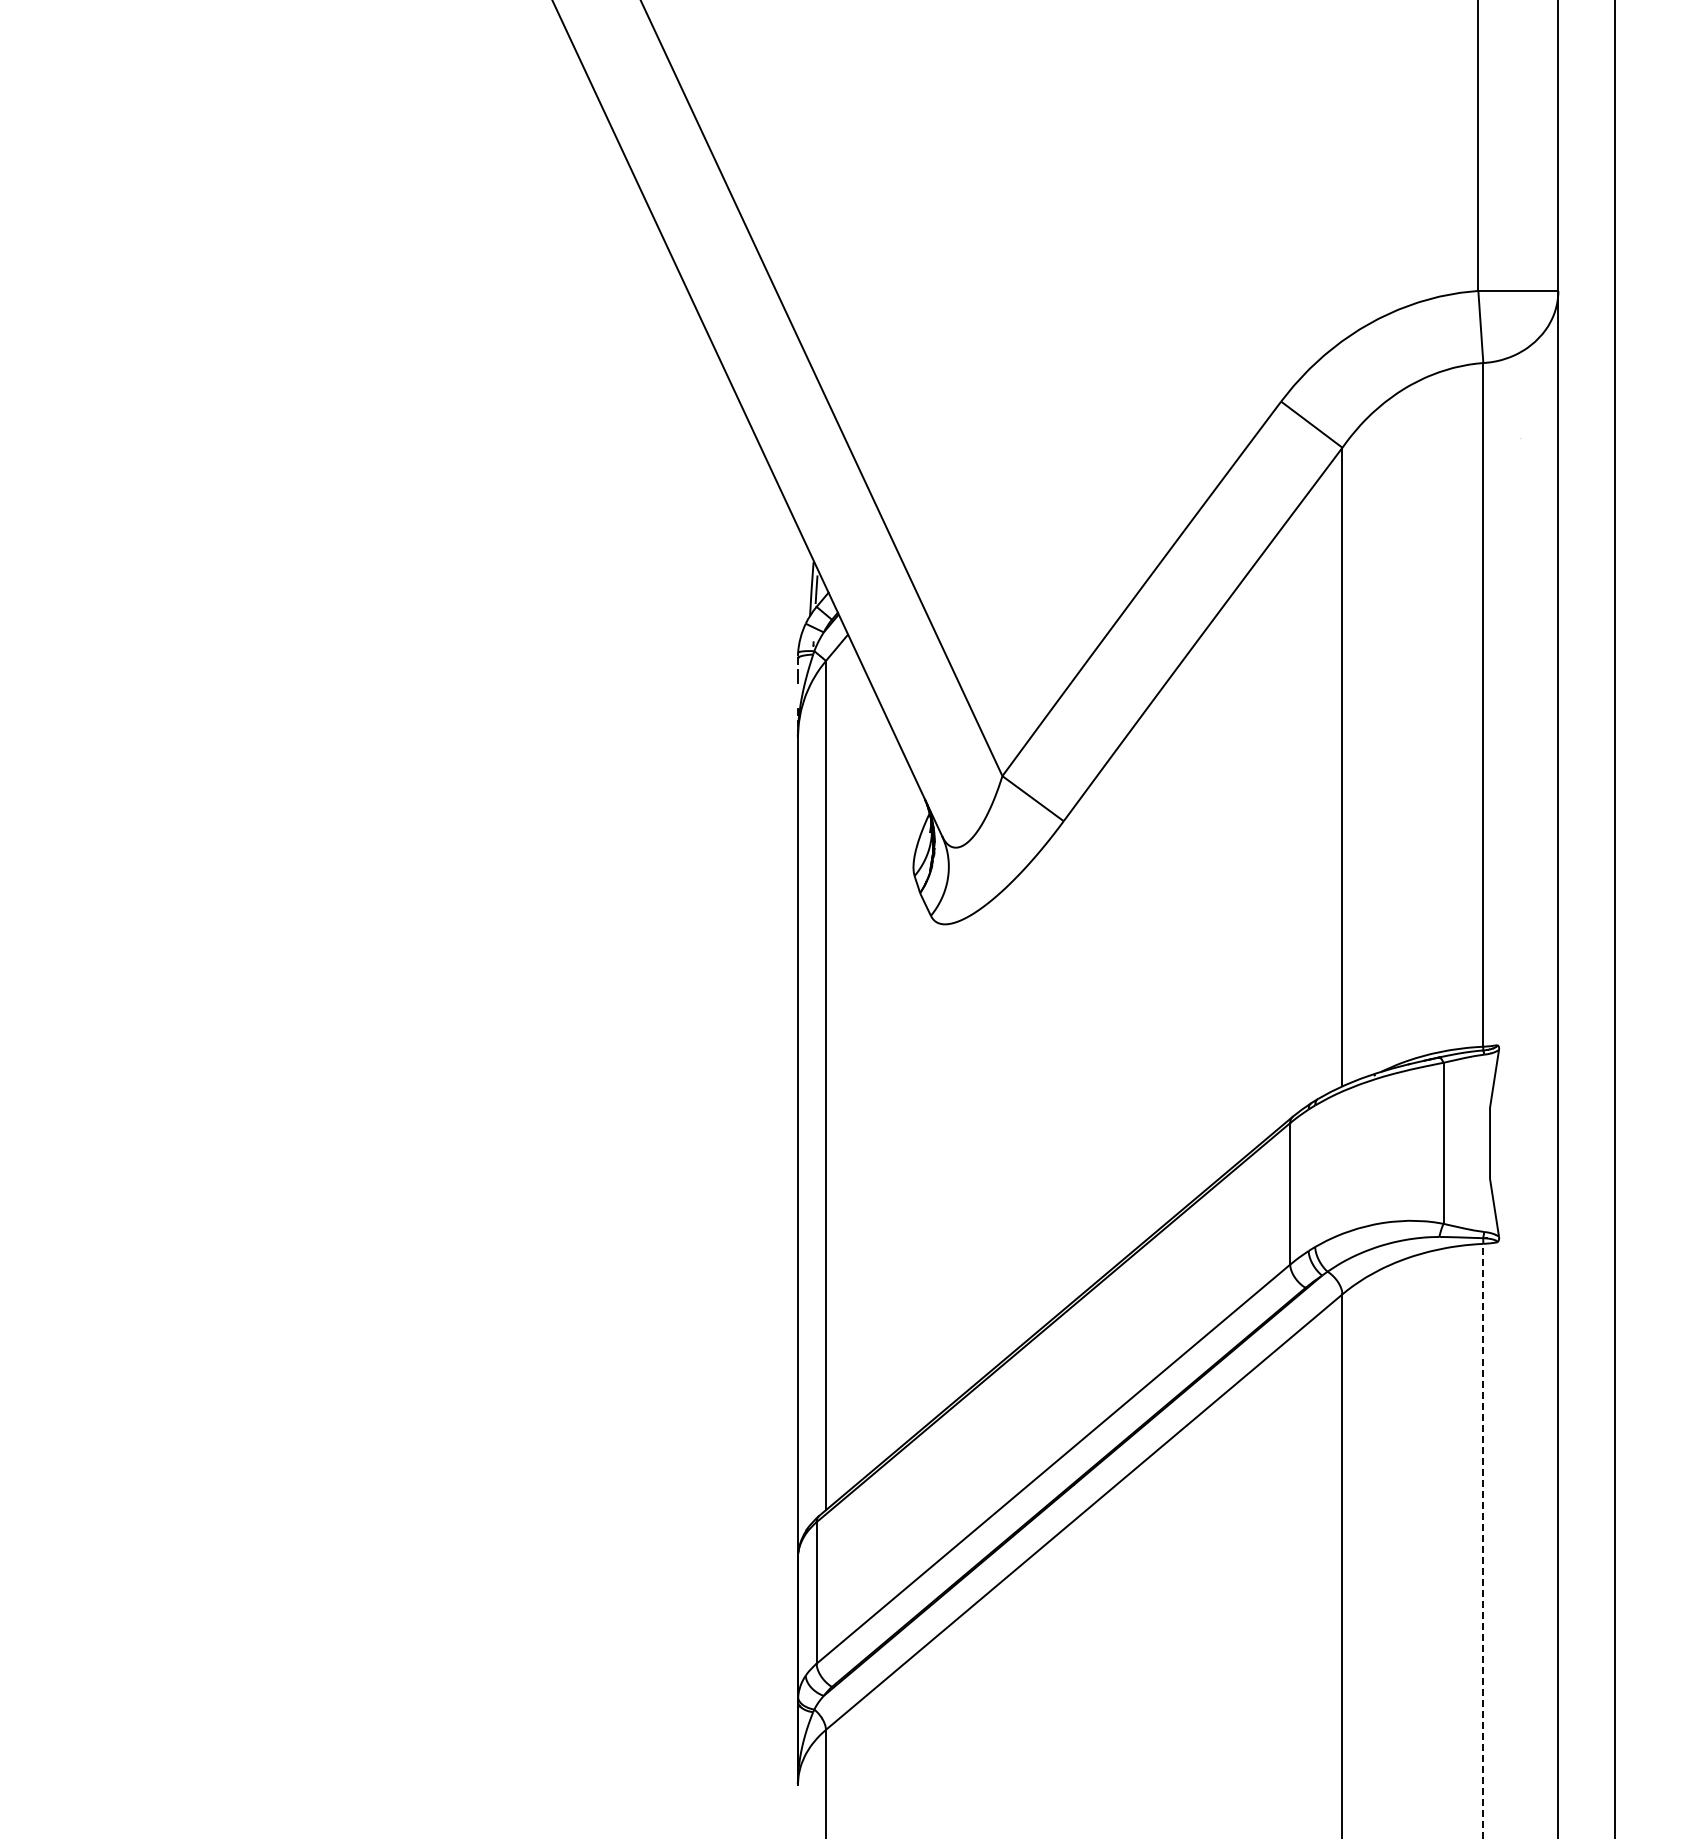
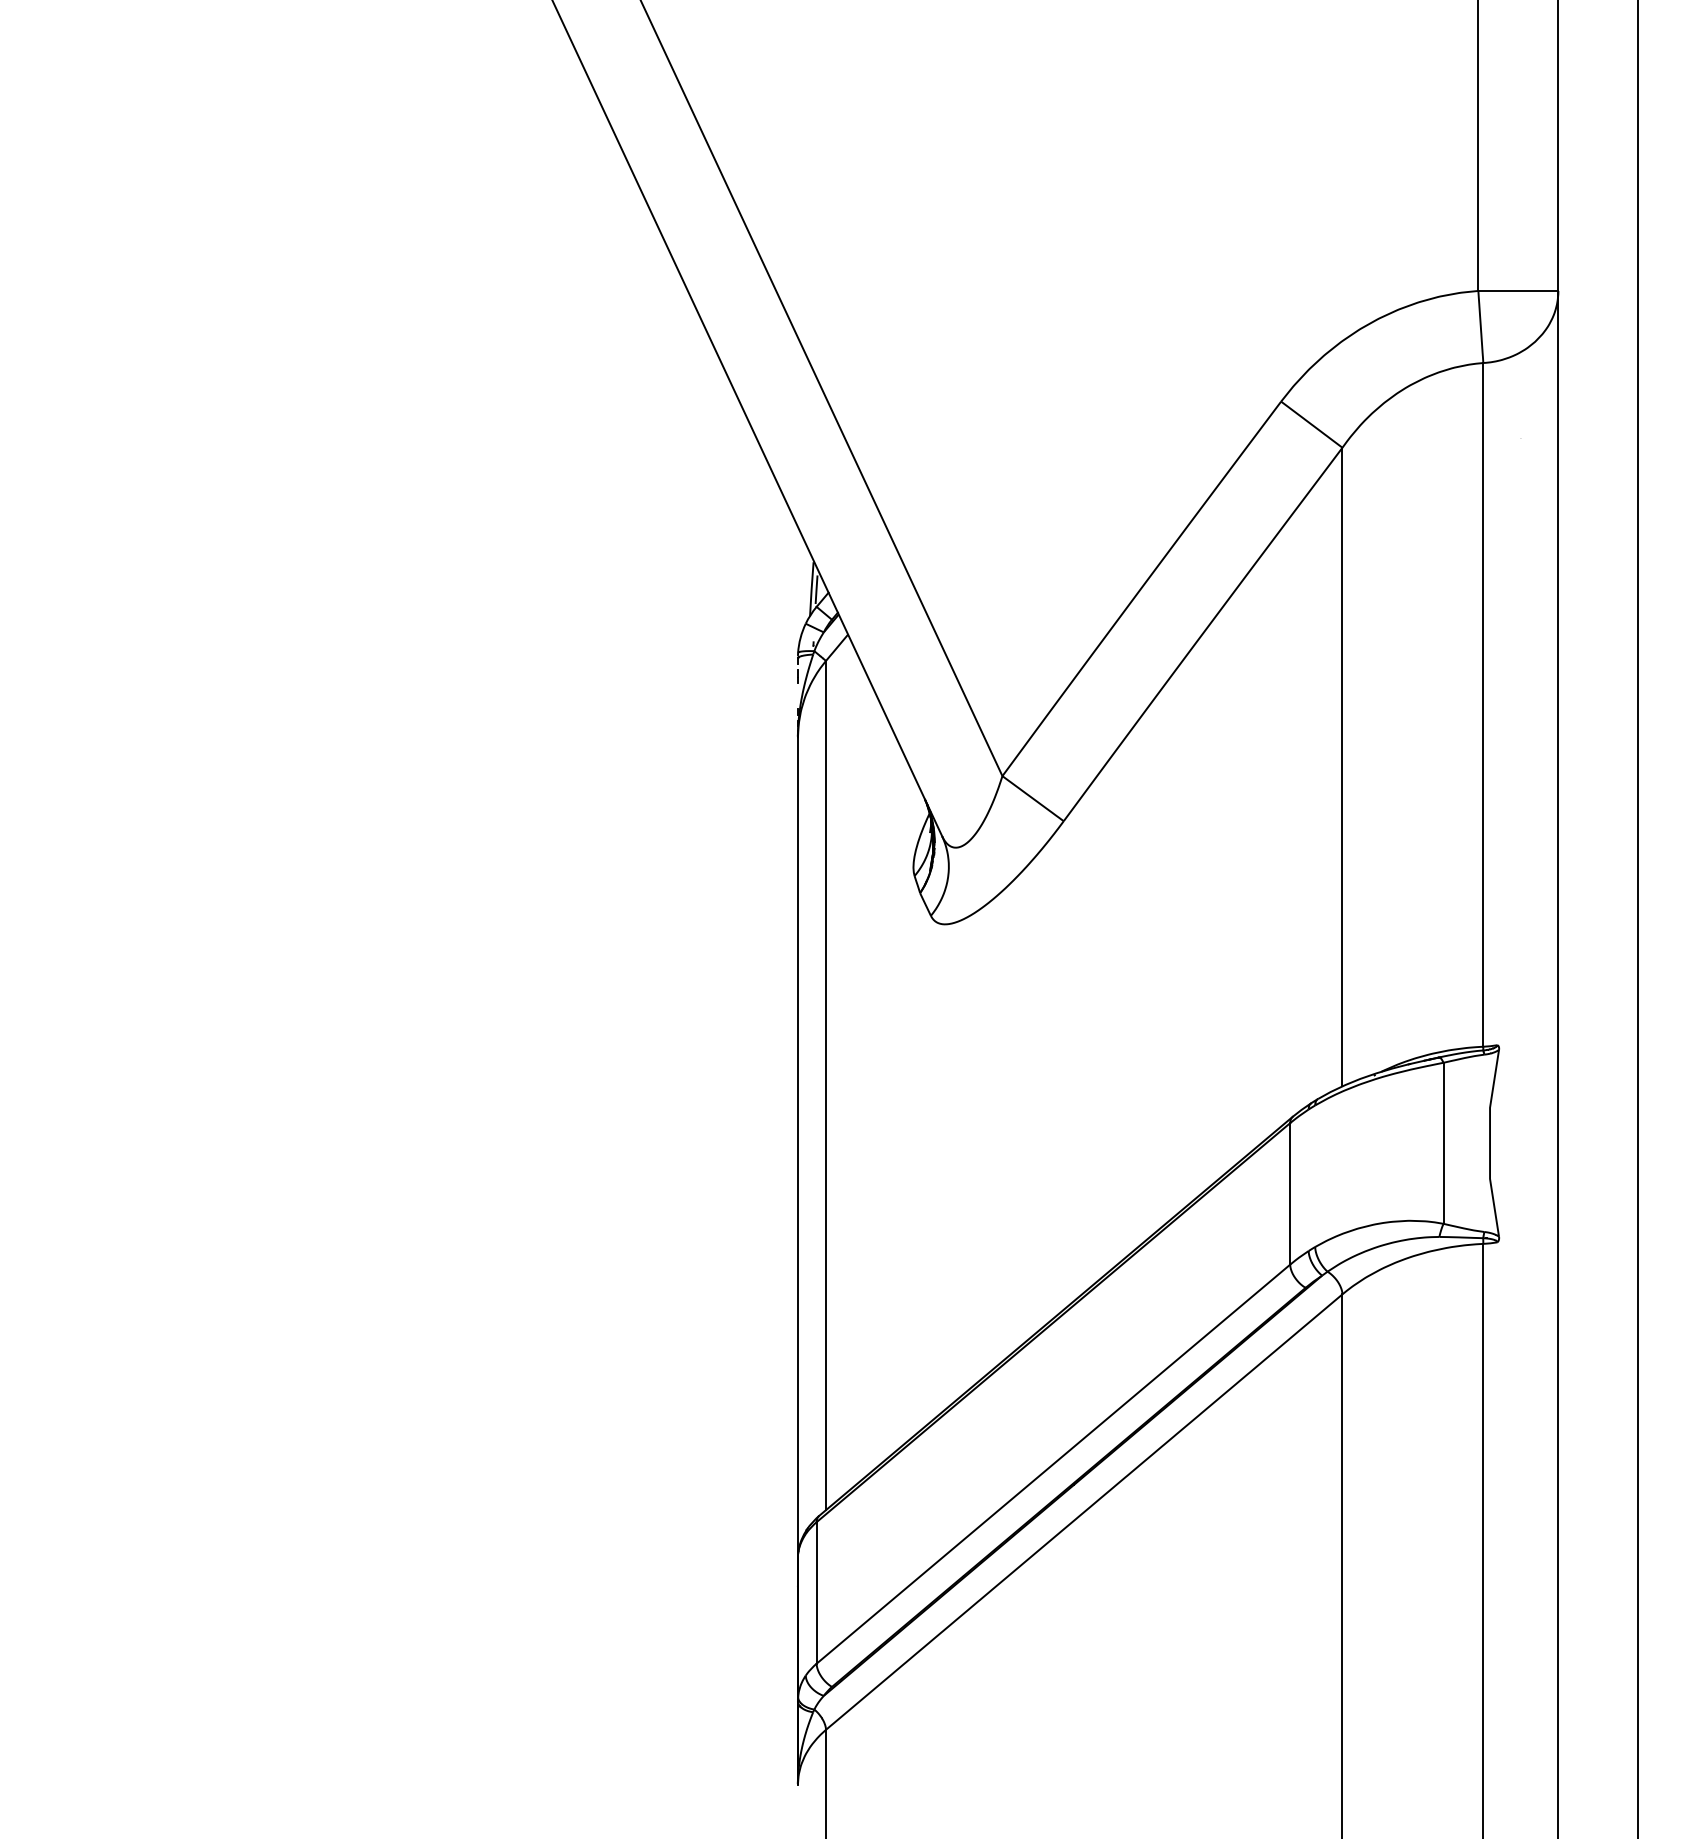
line position: (1615, 918) -> (1638, 918) (1638, 918)
line: dashed -> solid (1483, 1540)
